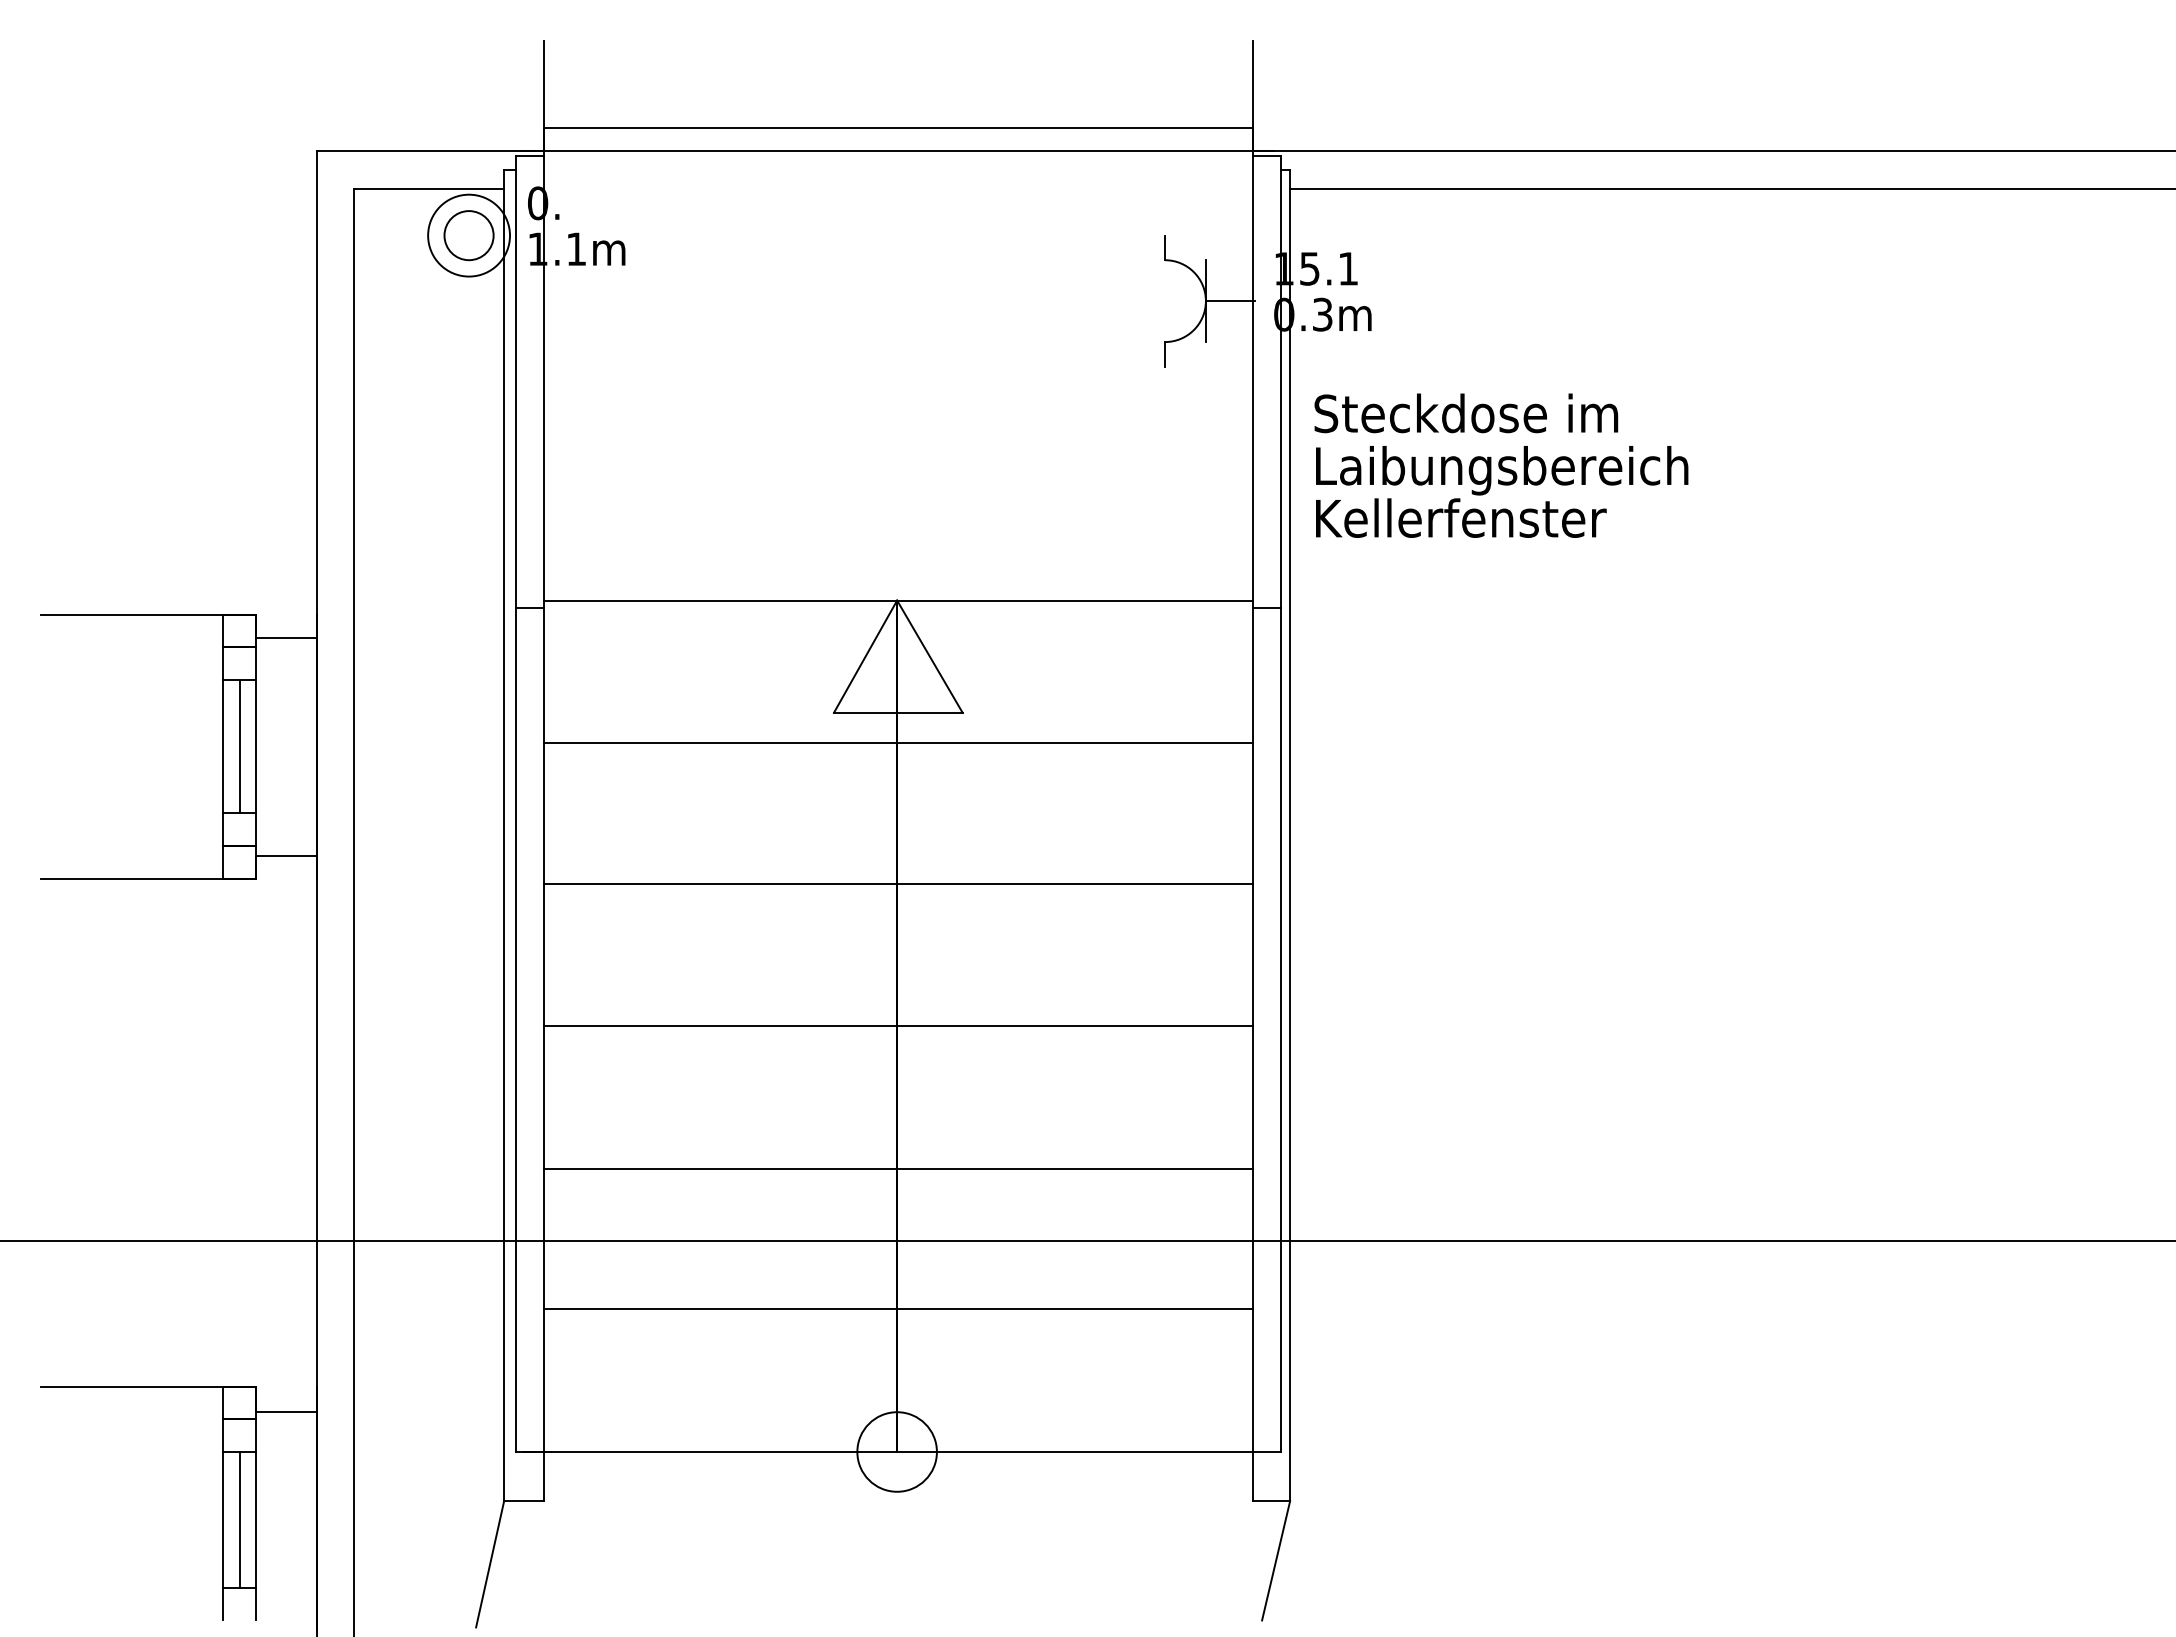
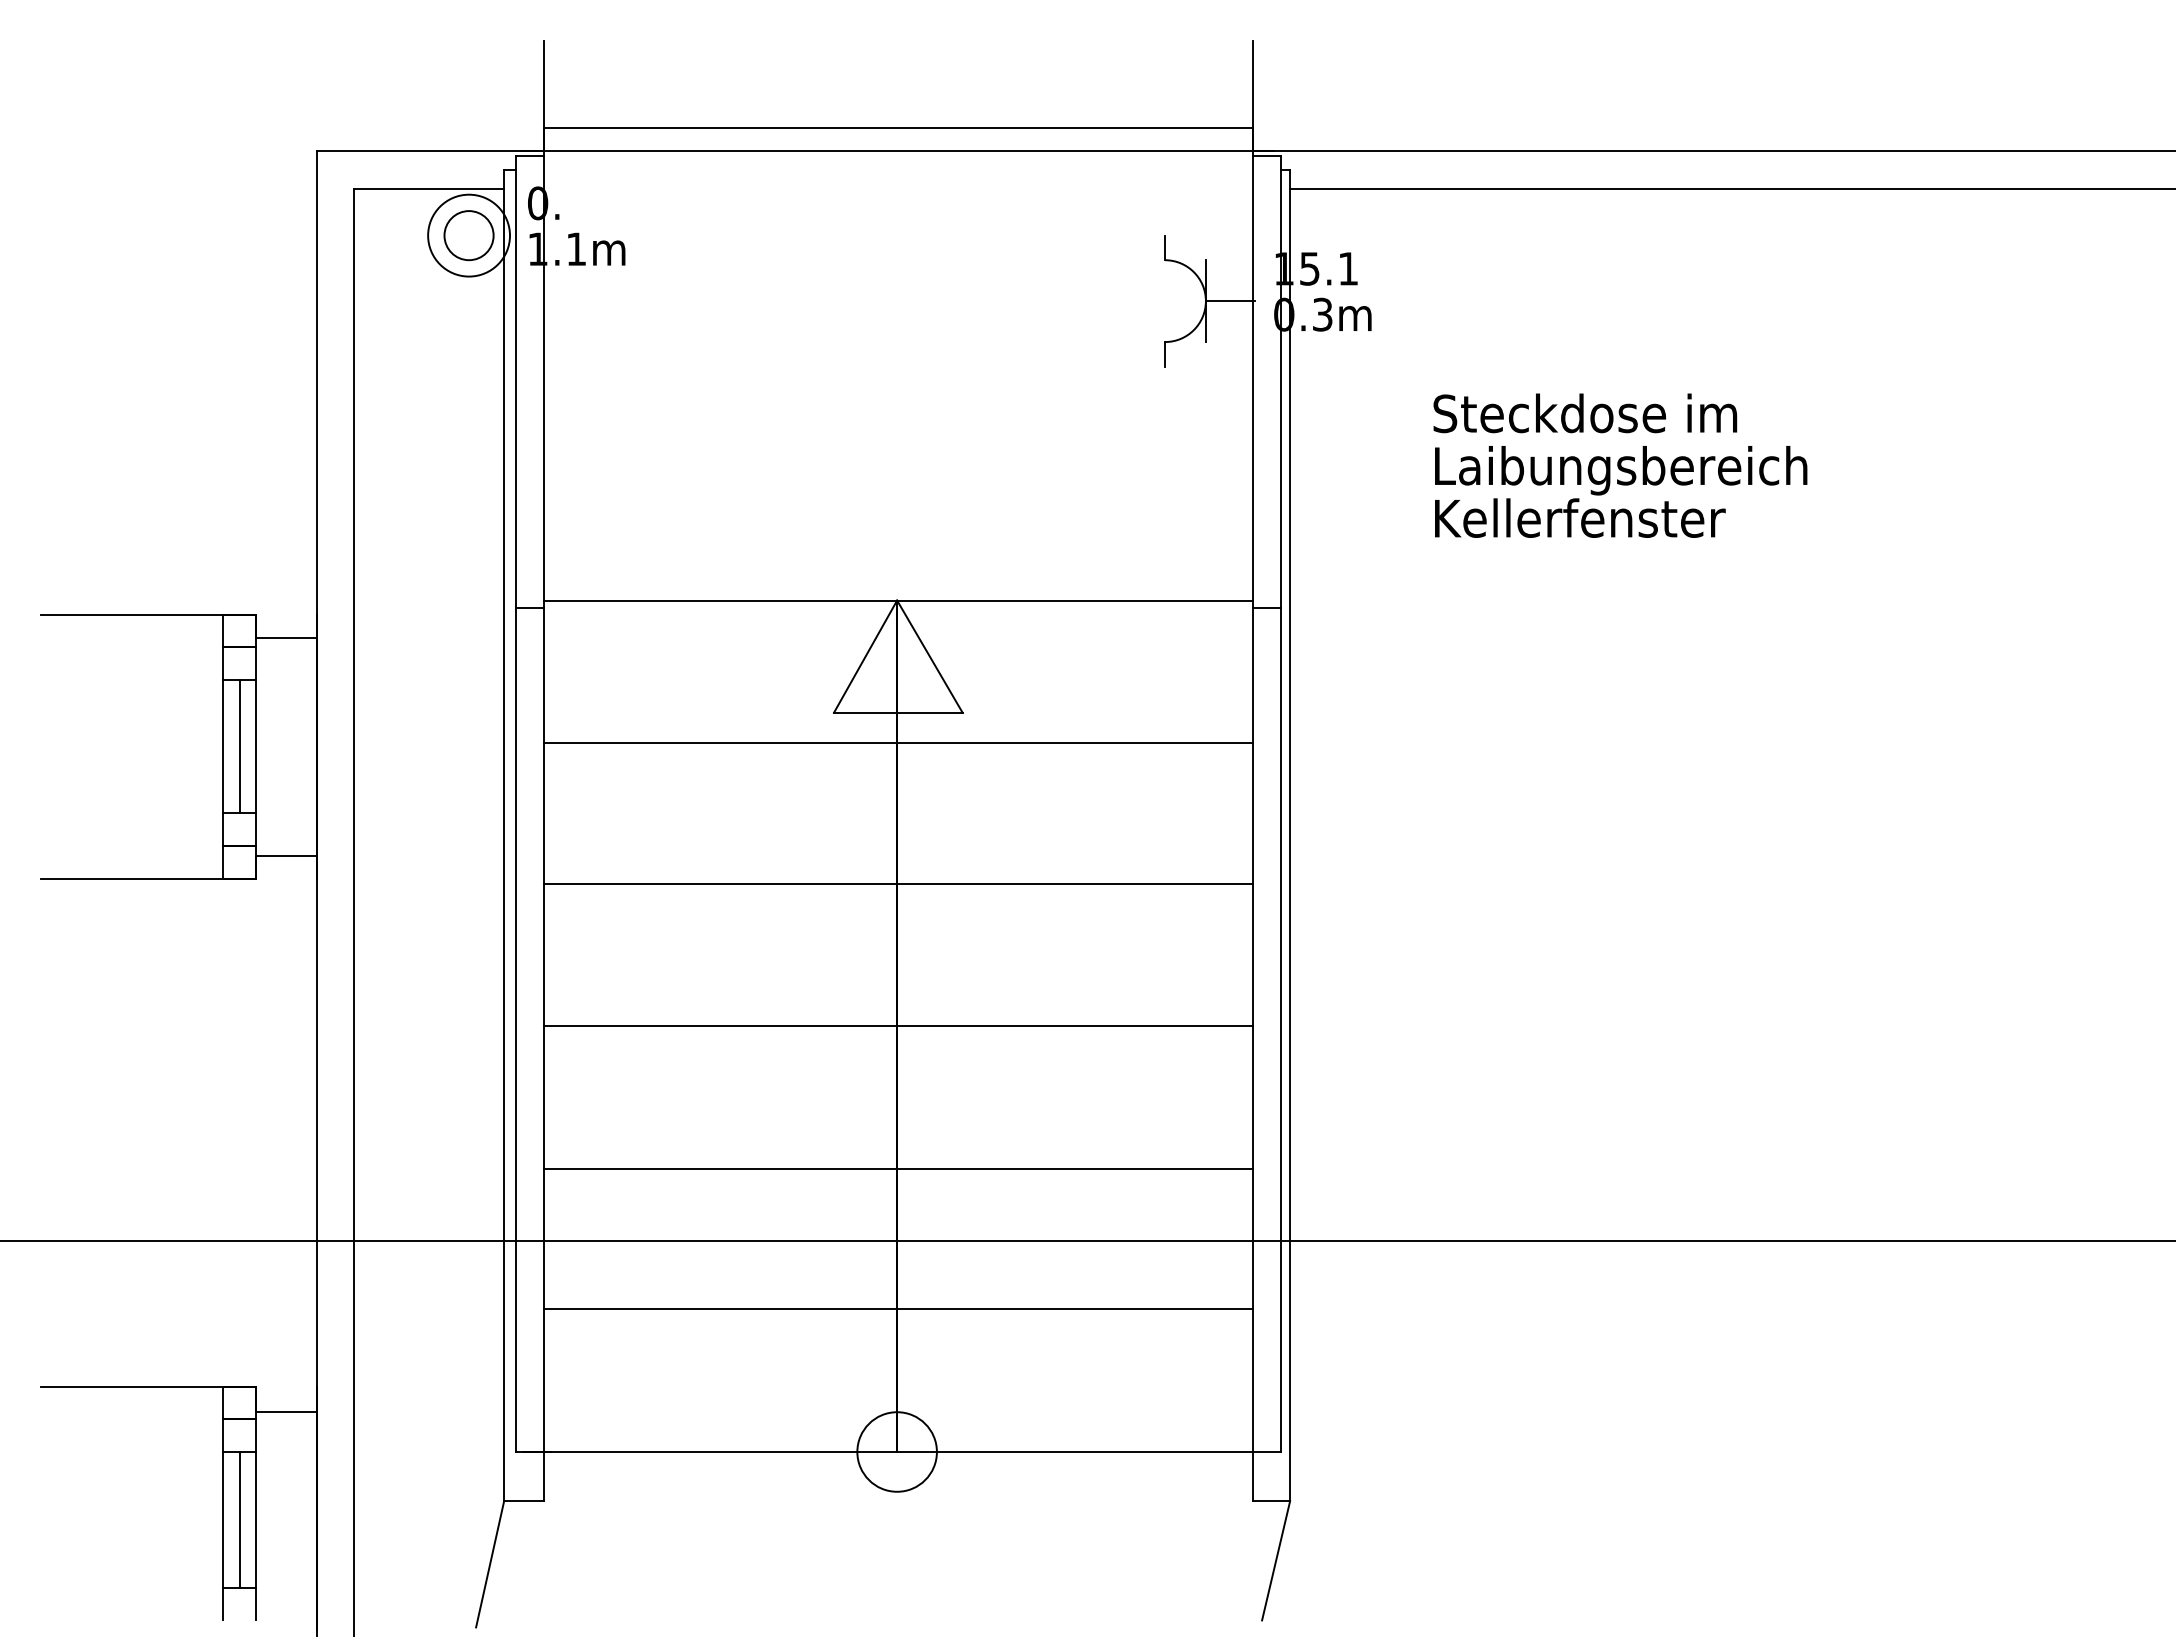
text position: (1501, 465) -> (1620, 465) (1620, 465)
